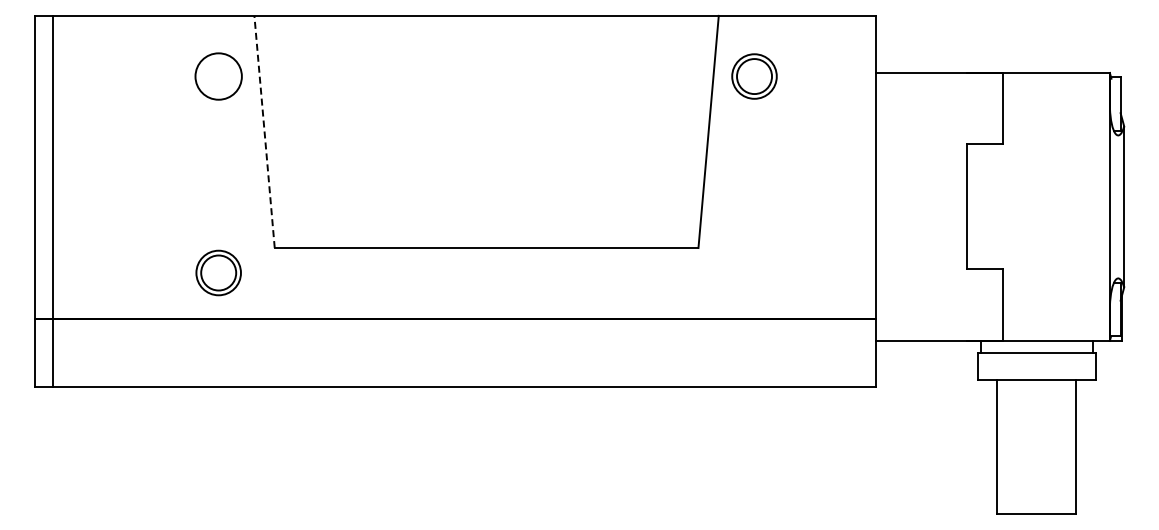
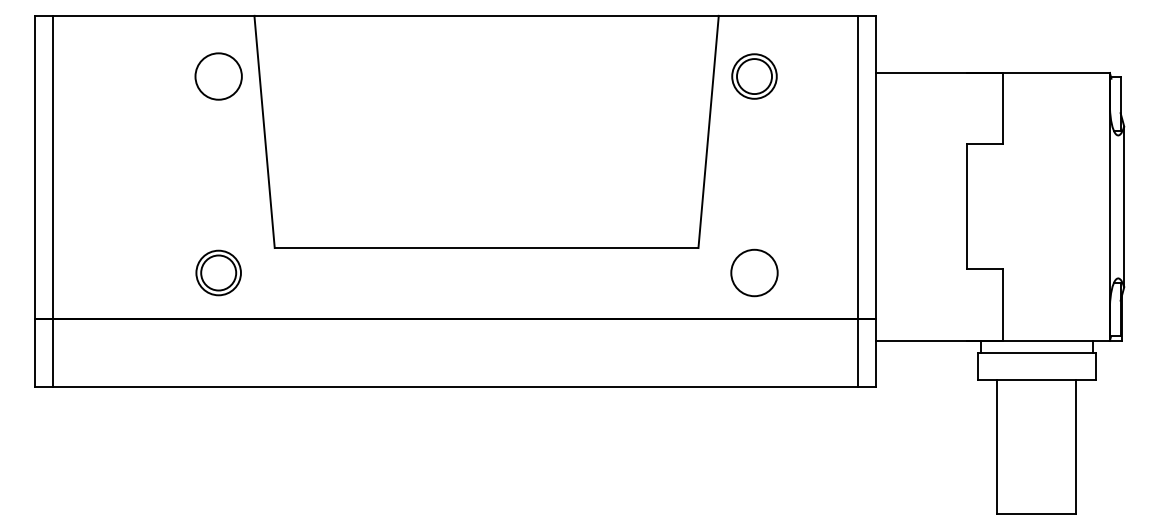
line: dashed -> solid (264, 131)
line: none -> present (858, 201)
circle: none -> present (754, 272)
